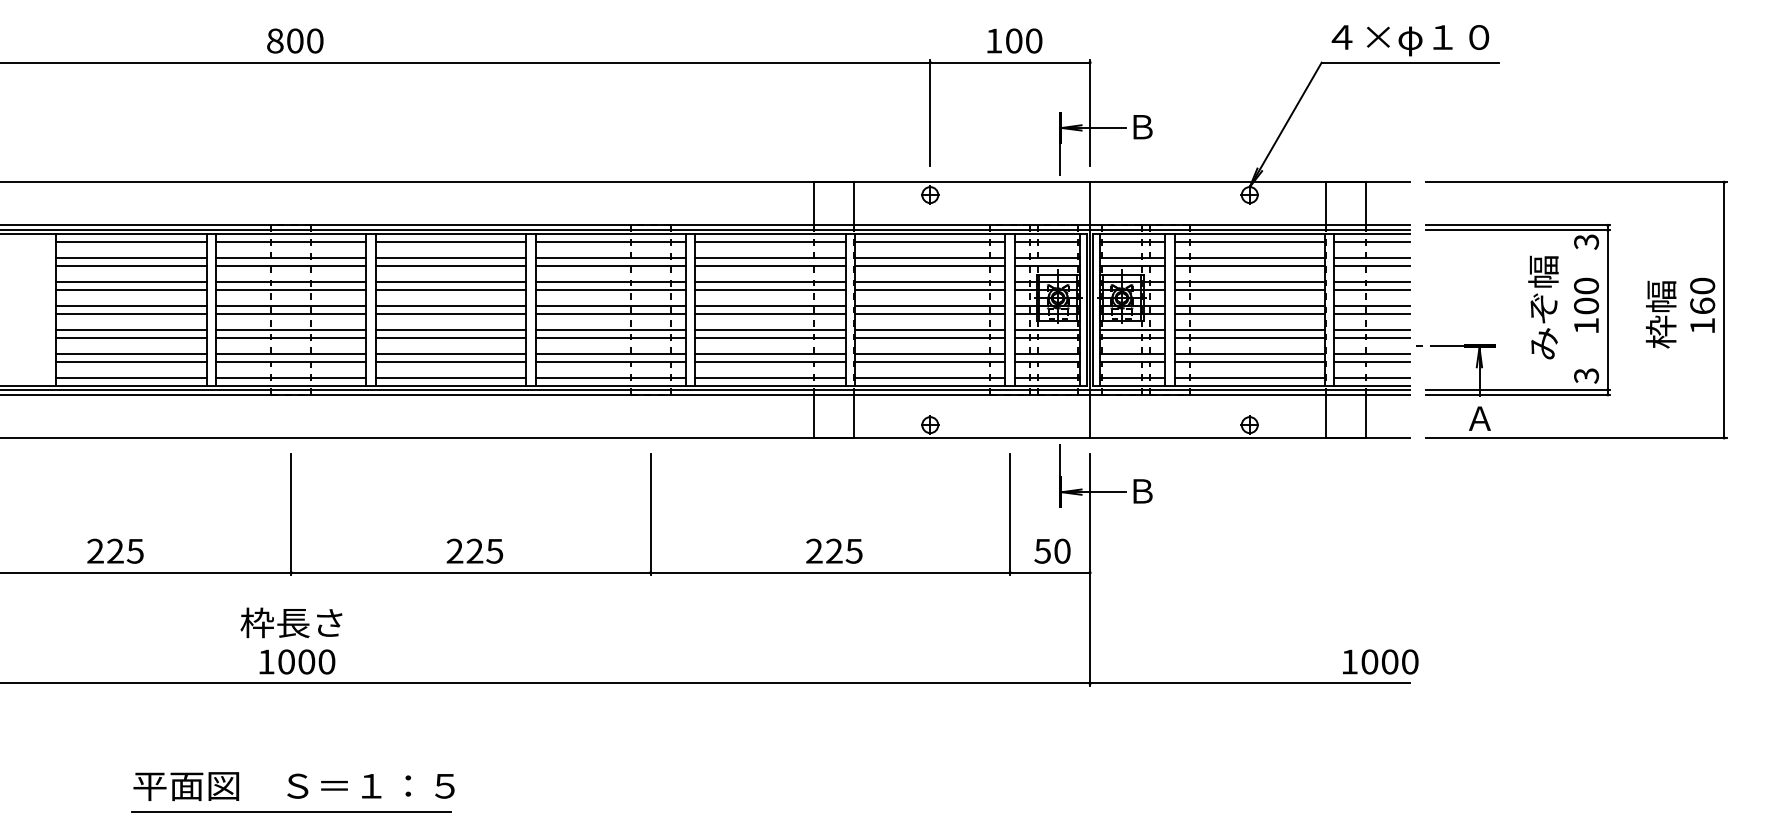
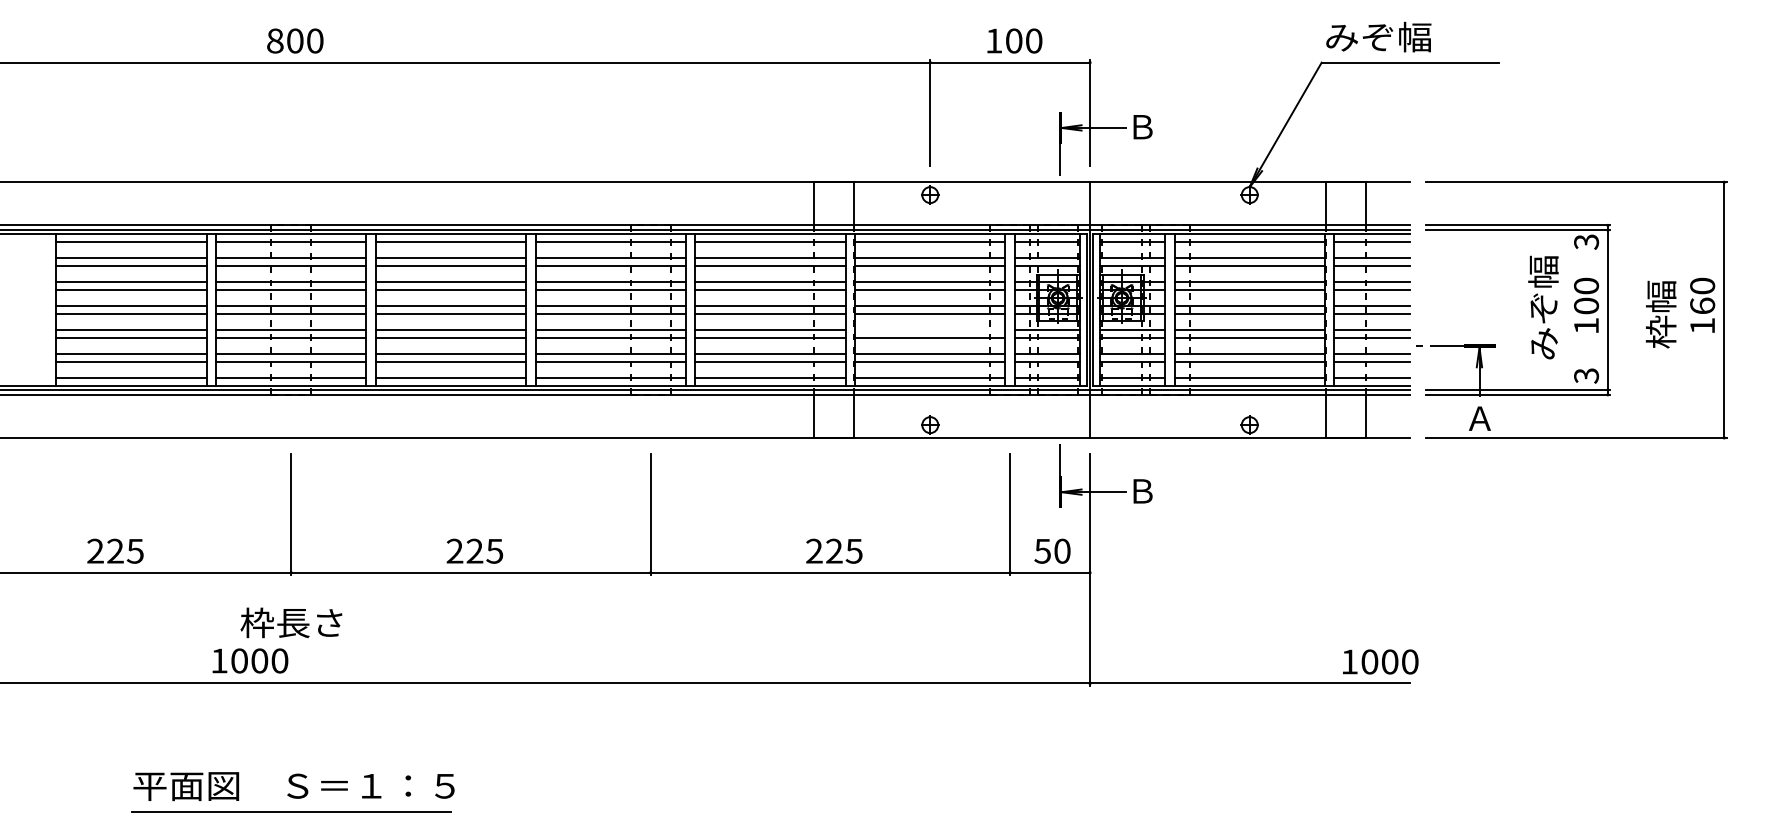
text: ４×φ１０ -> みぞ幅 (1407, 38)
line: present -> none (930, 330)
text position: (297, 661) -> (250, 660) (250, 660)
